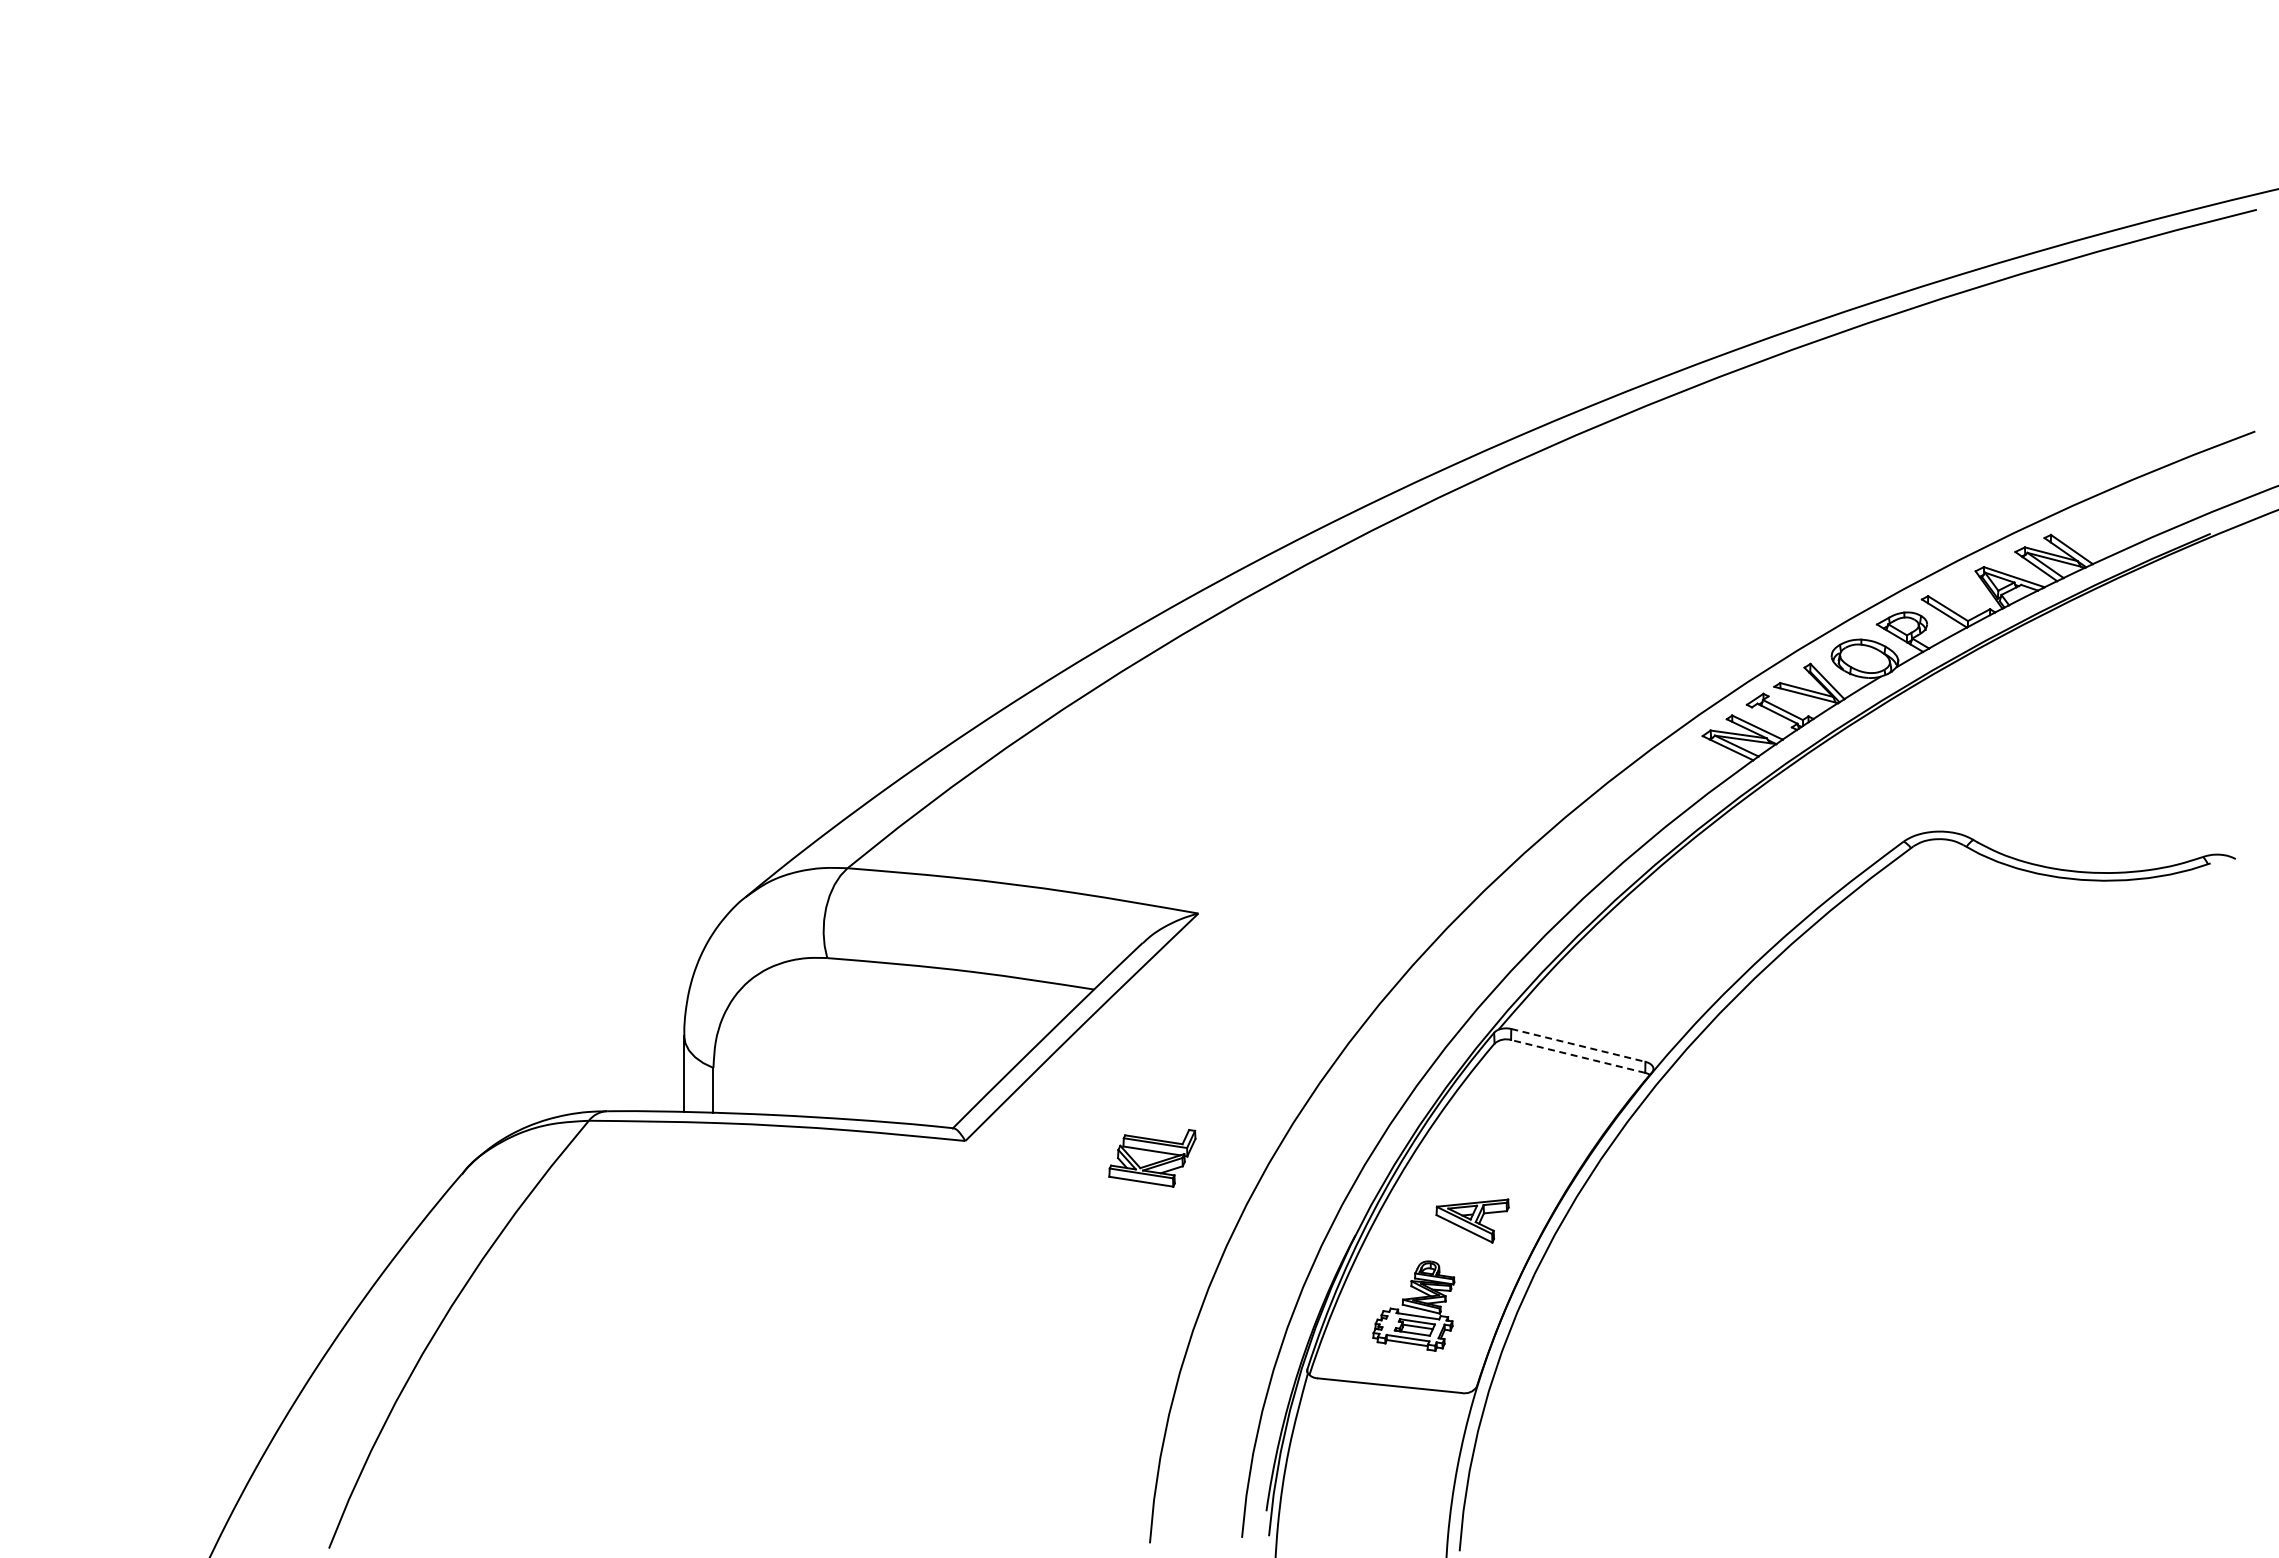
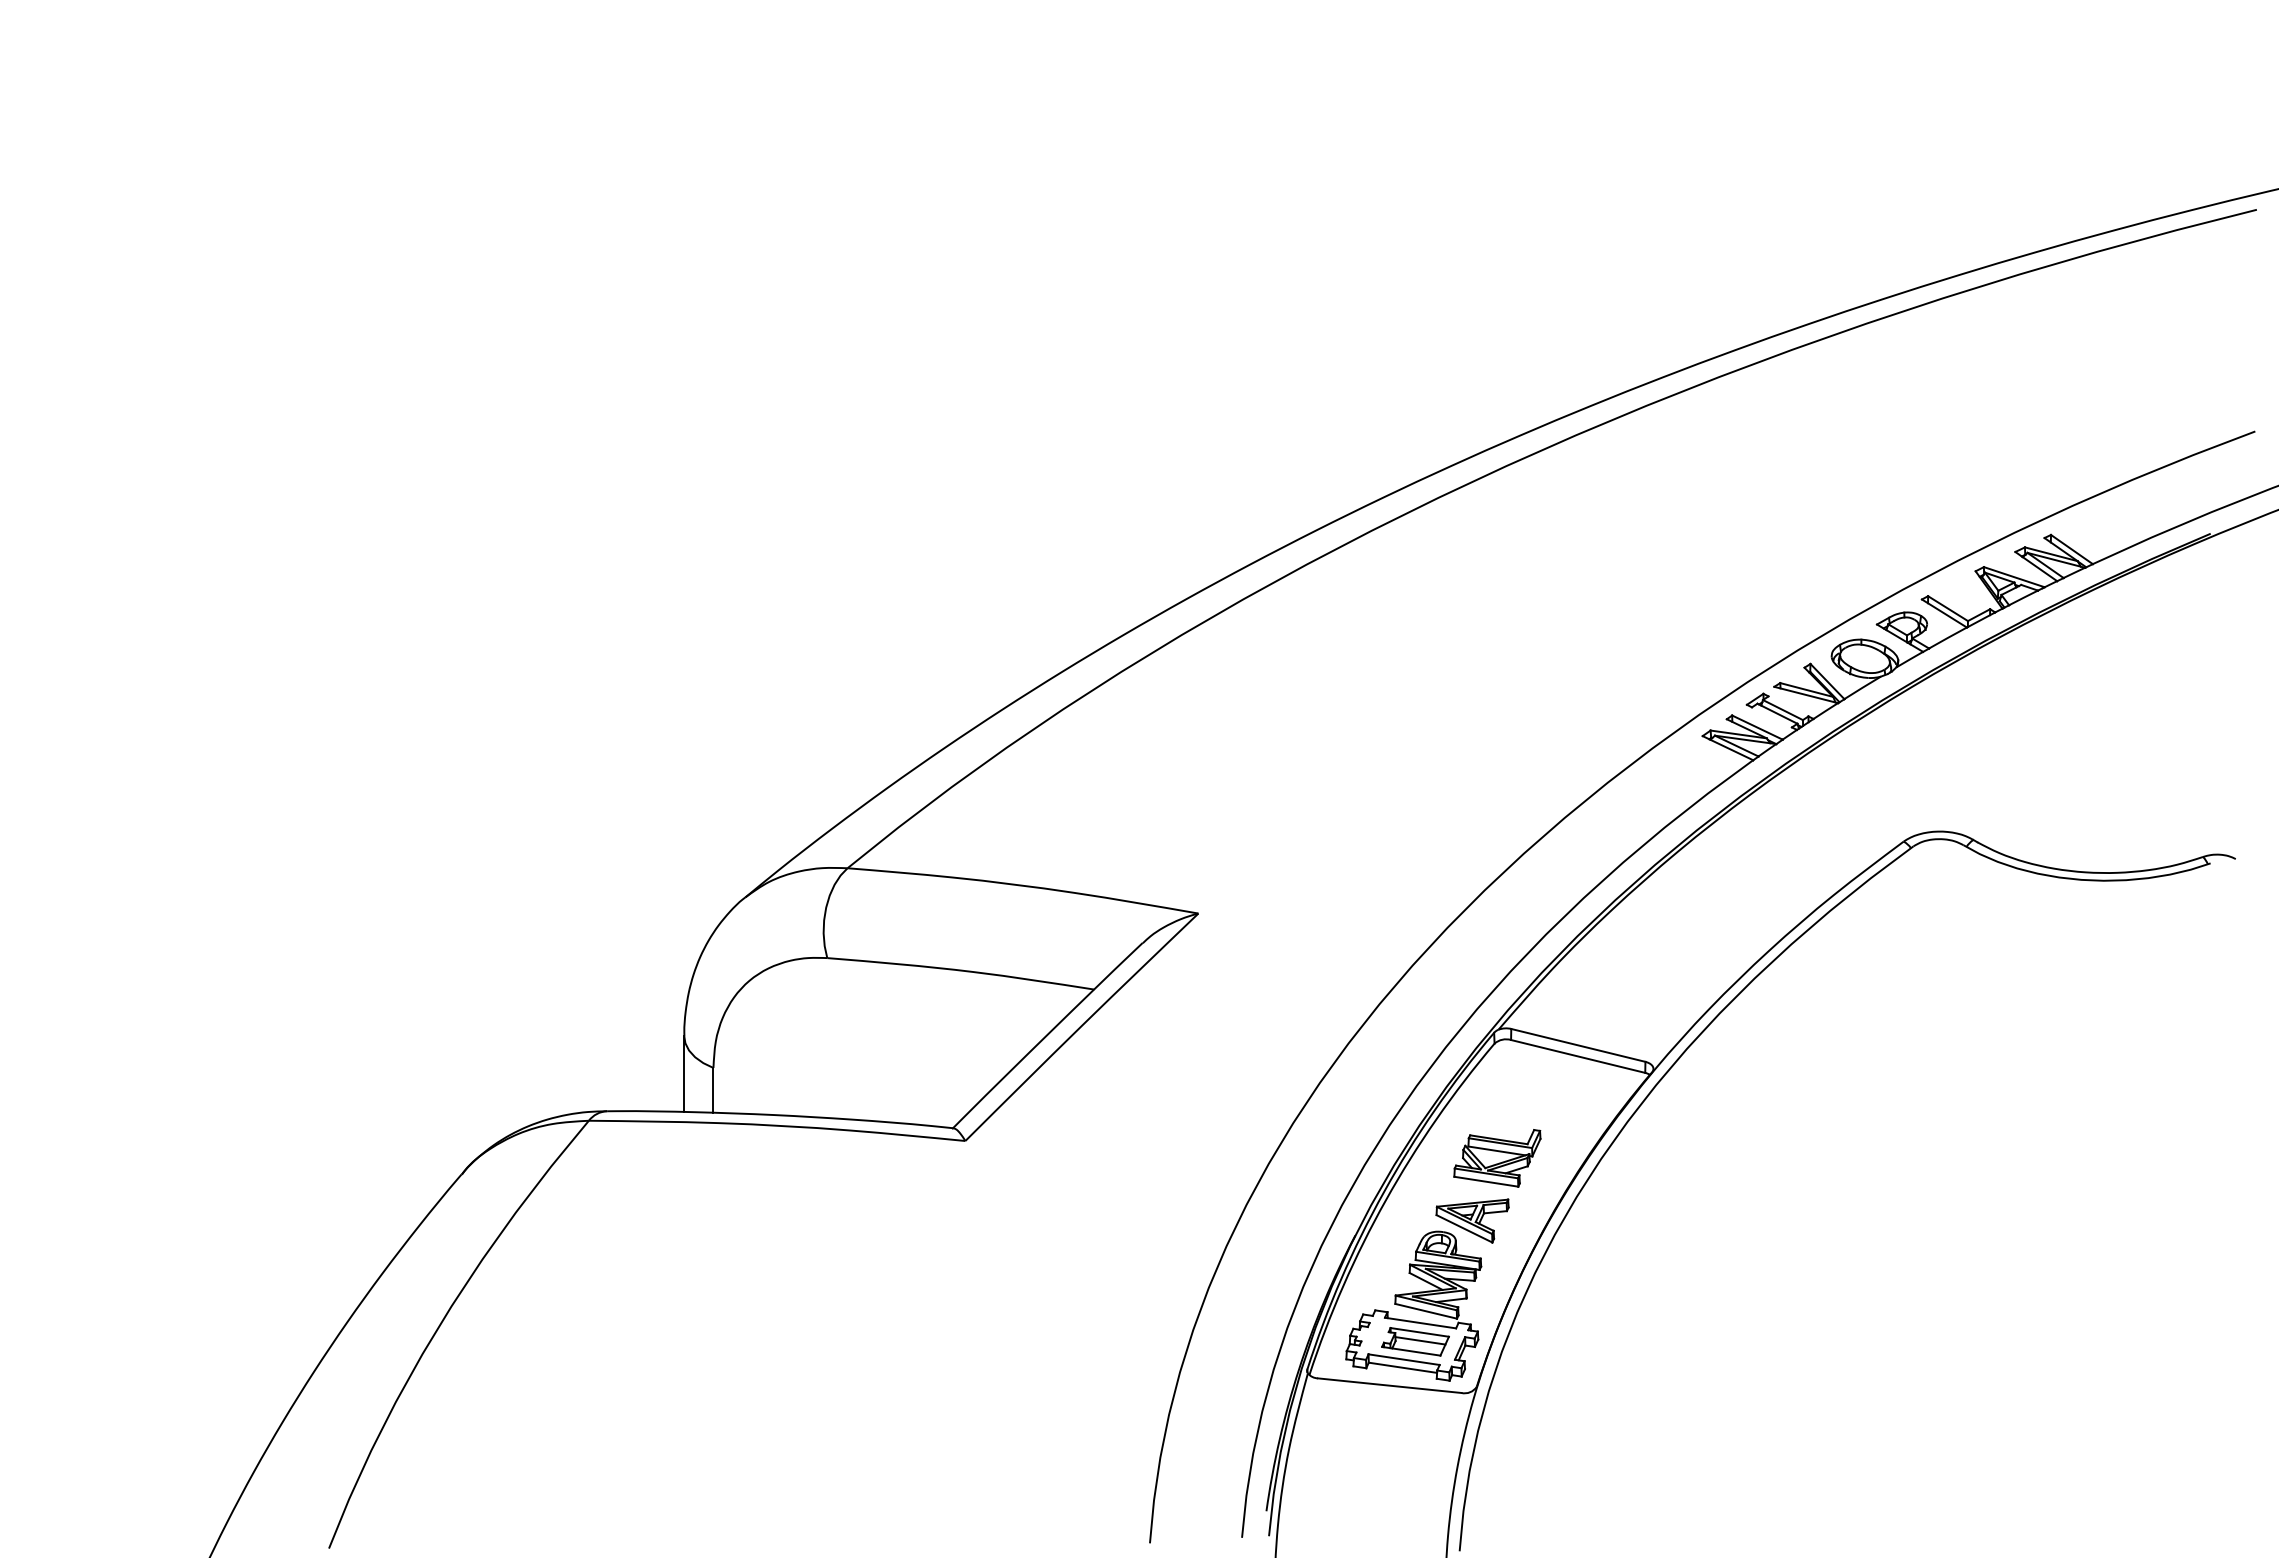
line: dashed -> solid (1578, 1045)
line: dashed -> solid (1577, 1056)
part position: (1152, 1158) -> (1497, 1158) (1497, 1158)
part size: 84x92 px -> 138x152 px (1413, 1305)
